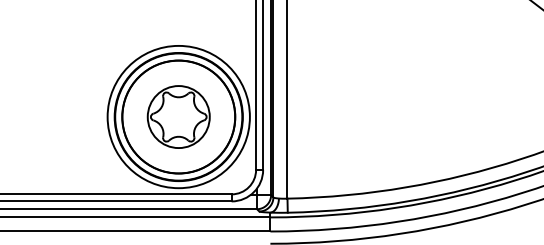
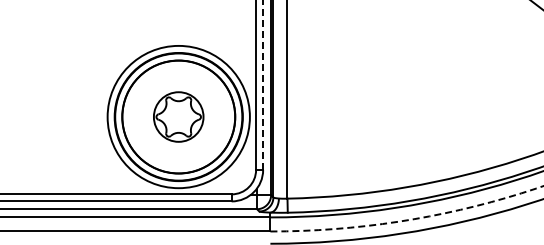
line: solid -> dashed (263, 85)
part size: 65x64 px -> 52x52 px (178, 116)
arc: solid -> dashed (408, 220)
